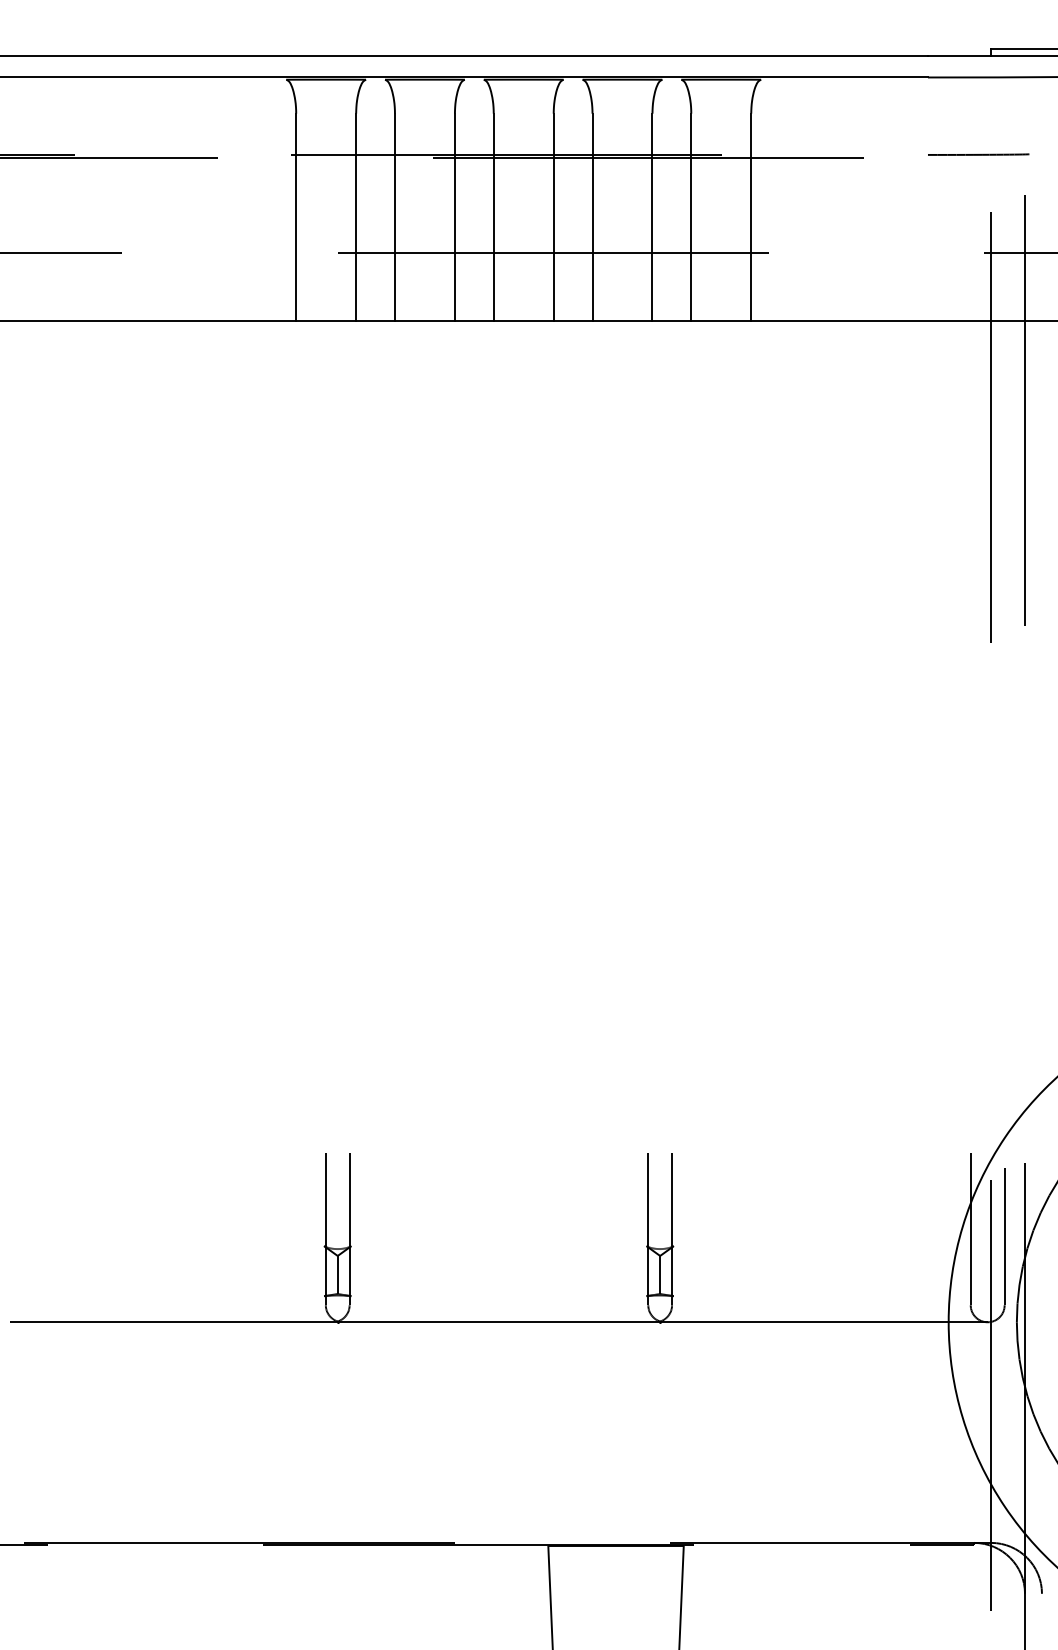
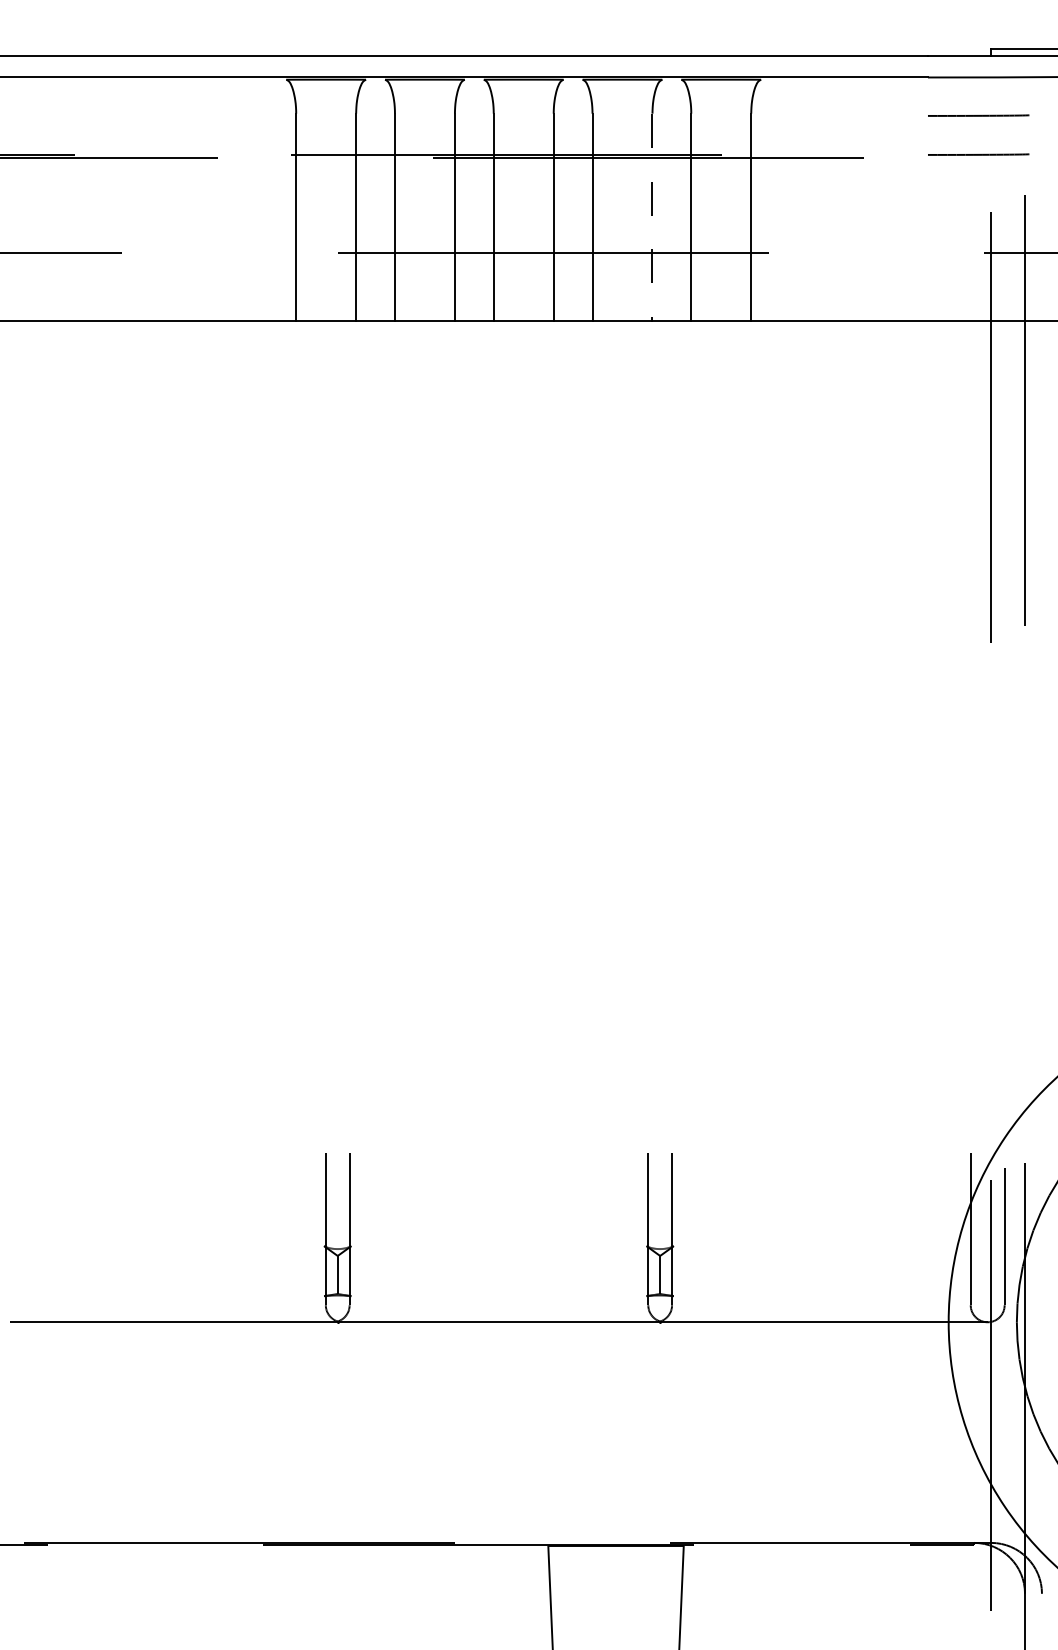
line: none -> present (978, 115)
line: solid -> dashed (652, 217)
